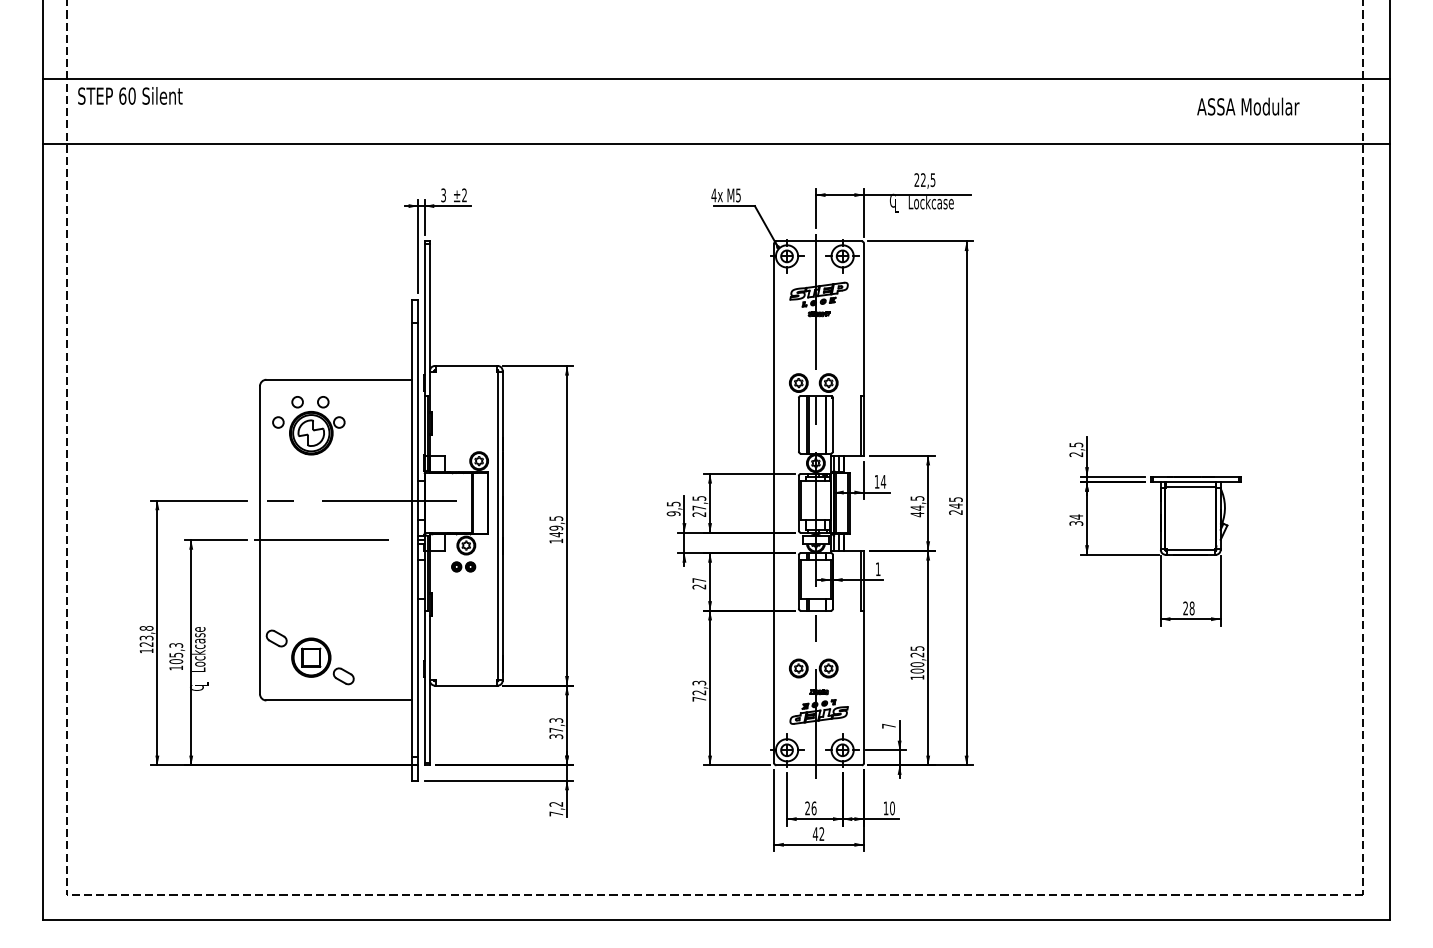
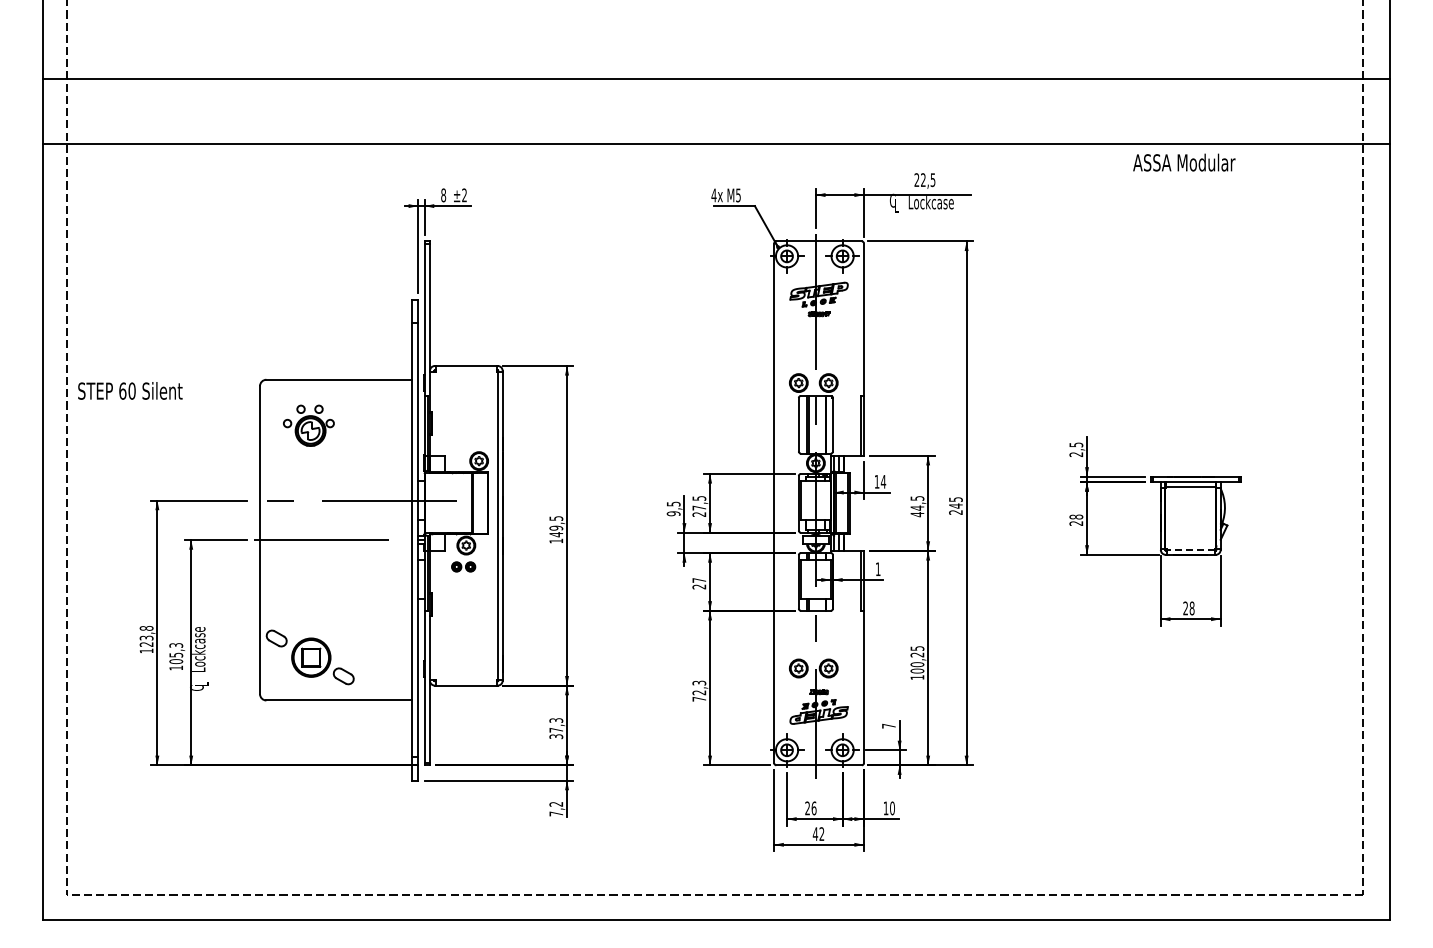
text position: (130, 95) -> (130, 390) (130, 390)
text position: (1248, 106) -> (1184, 162) (1184, 162)
text: 3 -> 8 (443, 195)
part size: 74x60 px -> 52x43 px (308, 425)
text: 34 -> 28 (1076, 519)
line: solid -> dashed (1190, 549)
